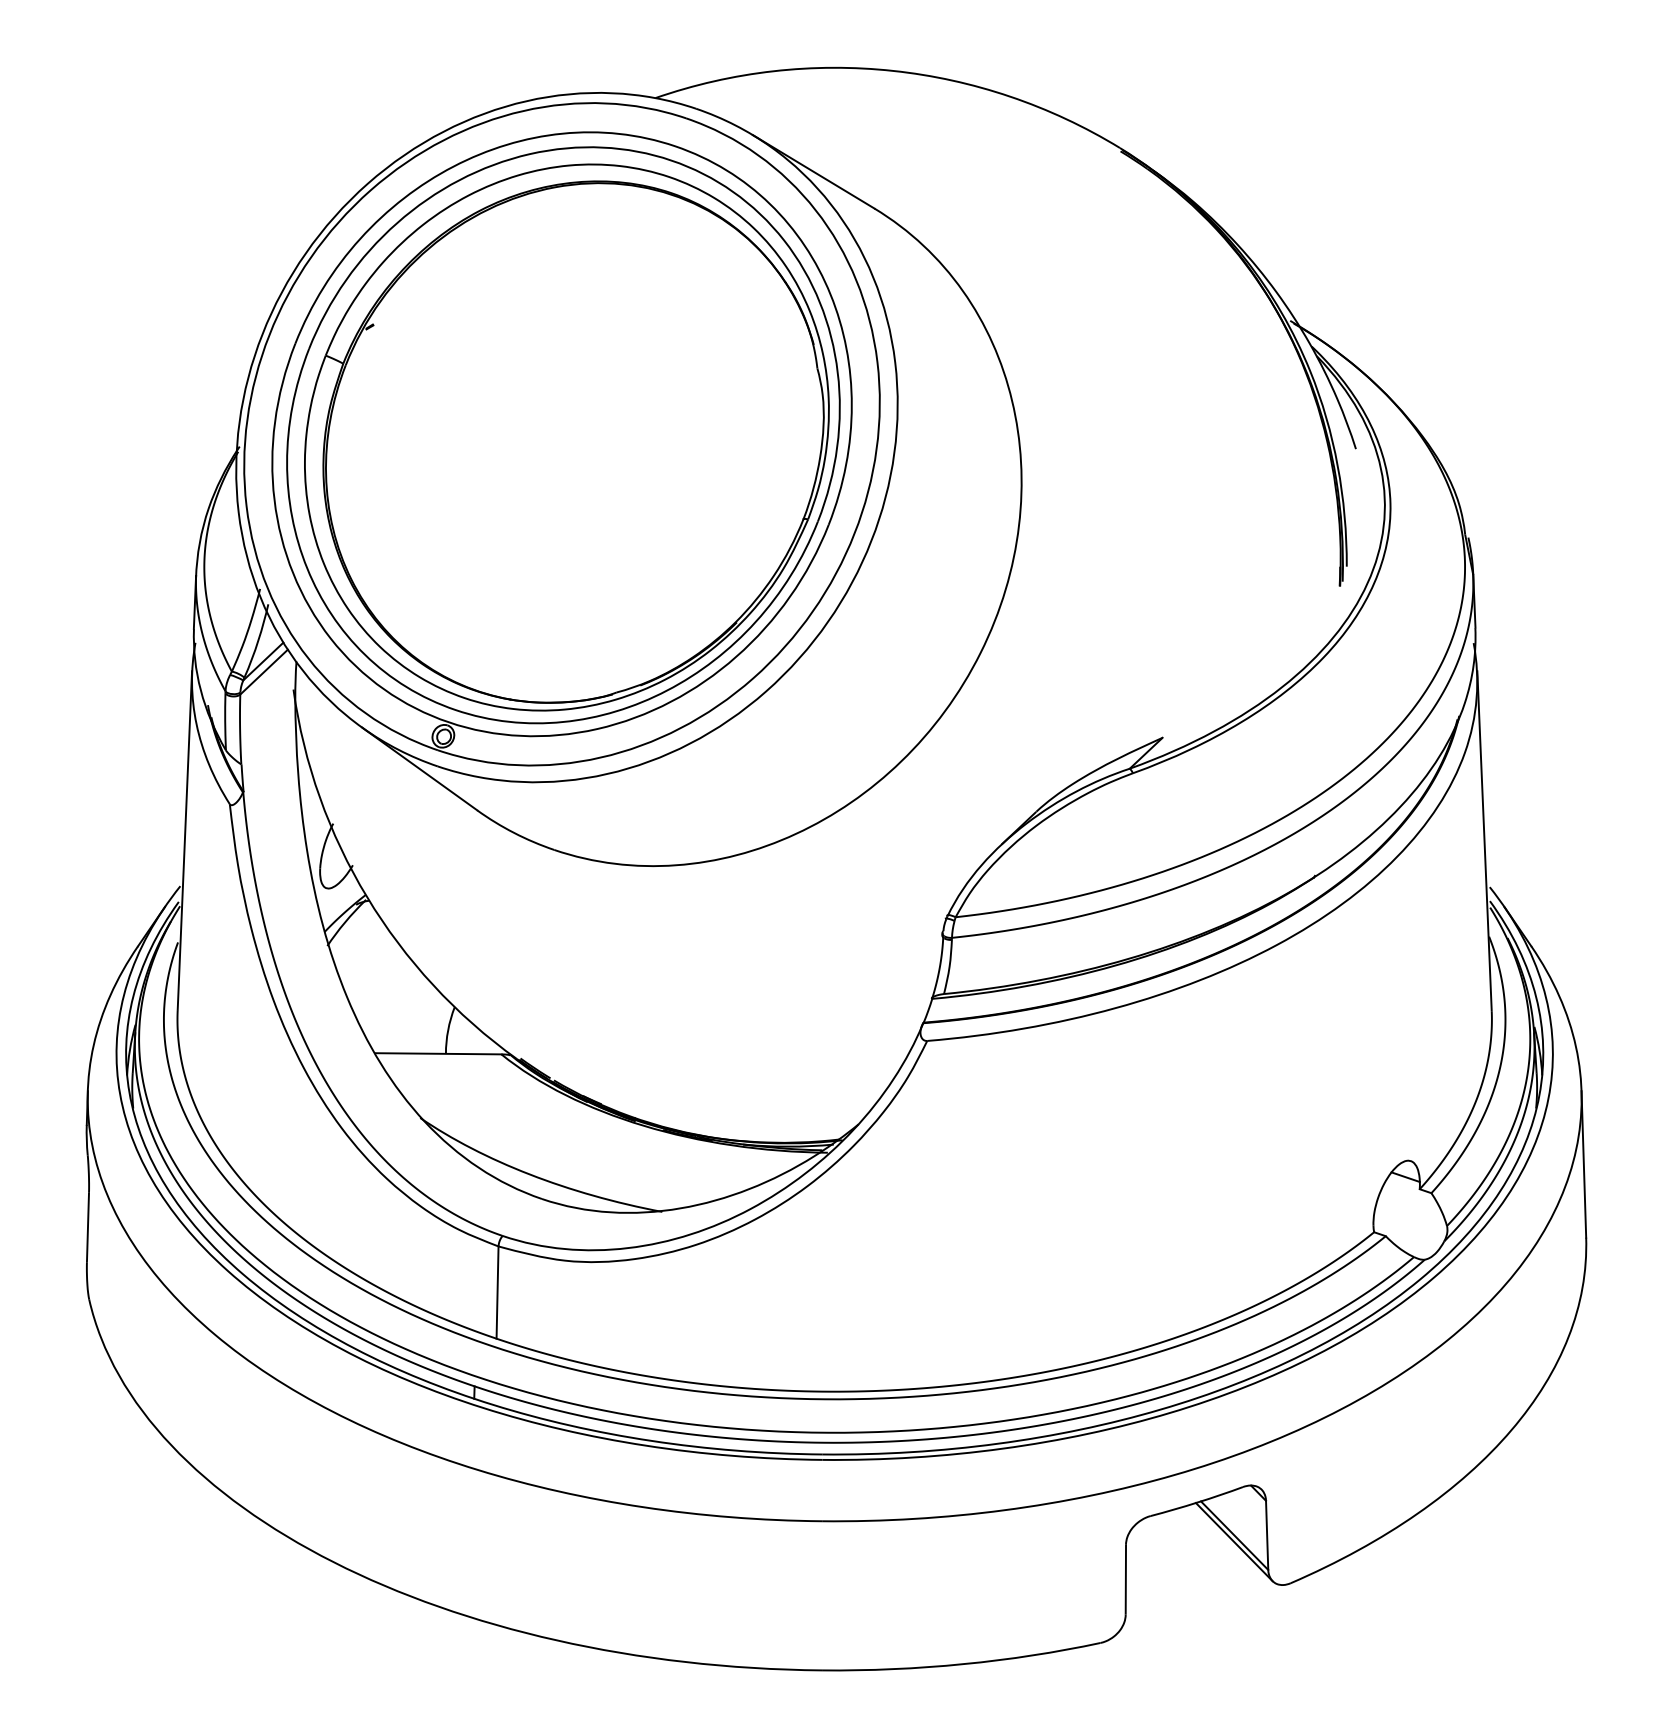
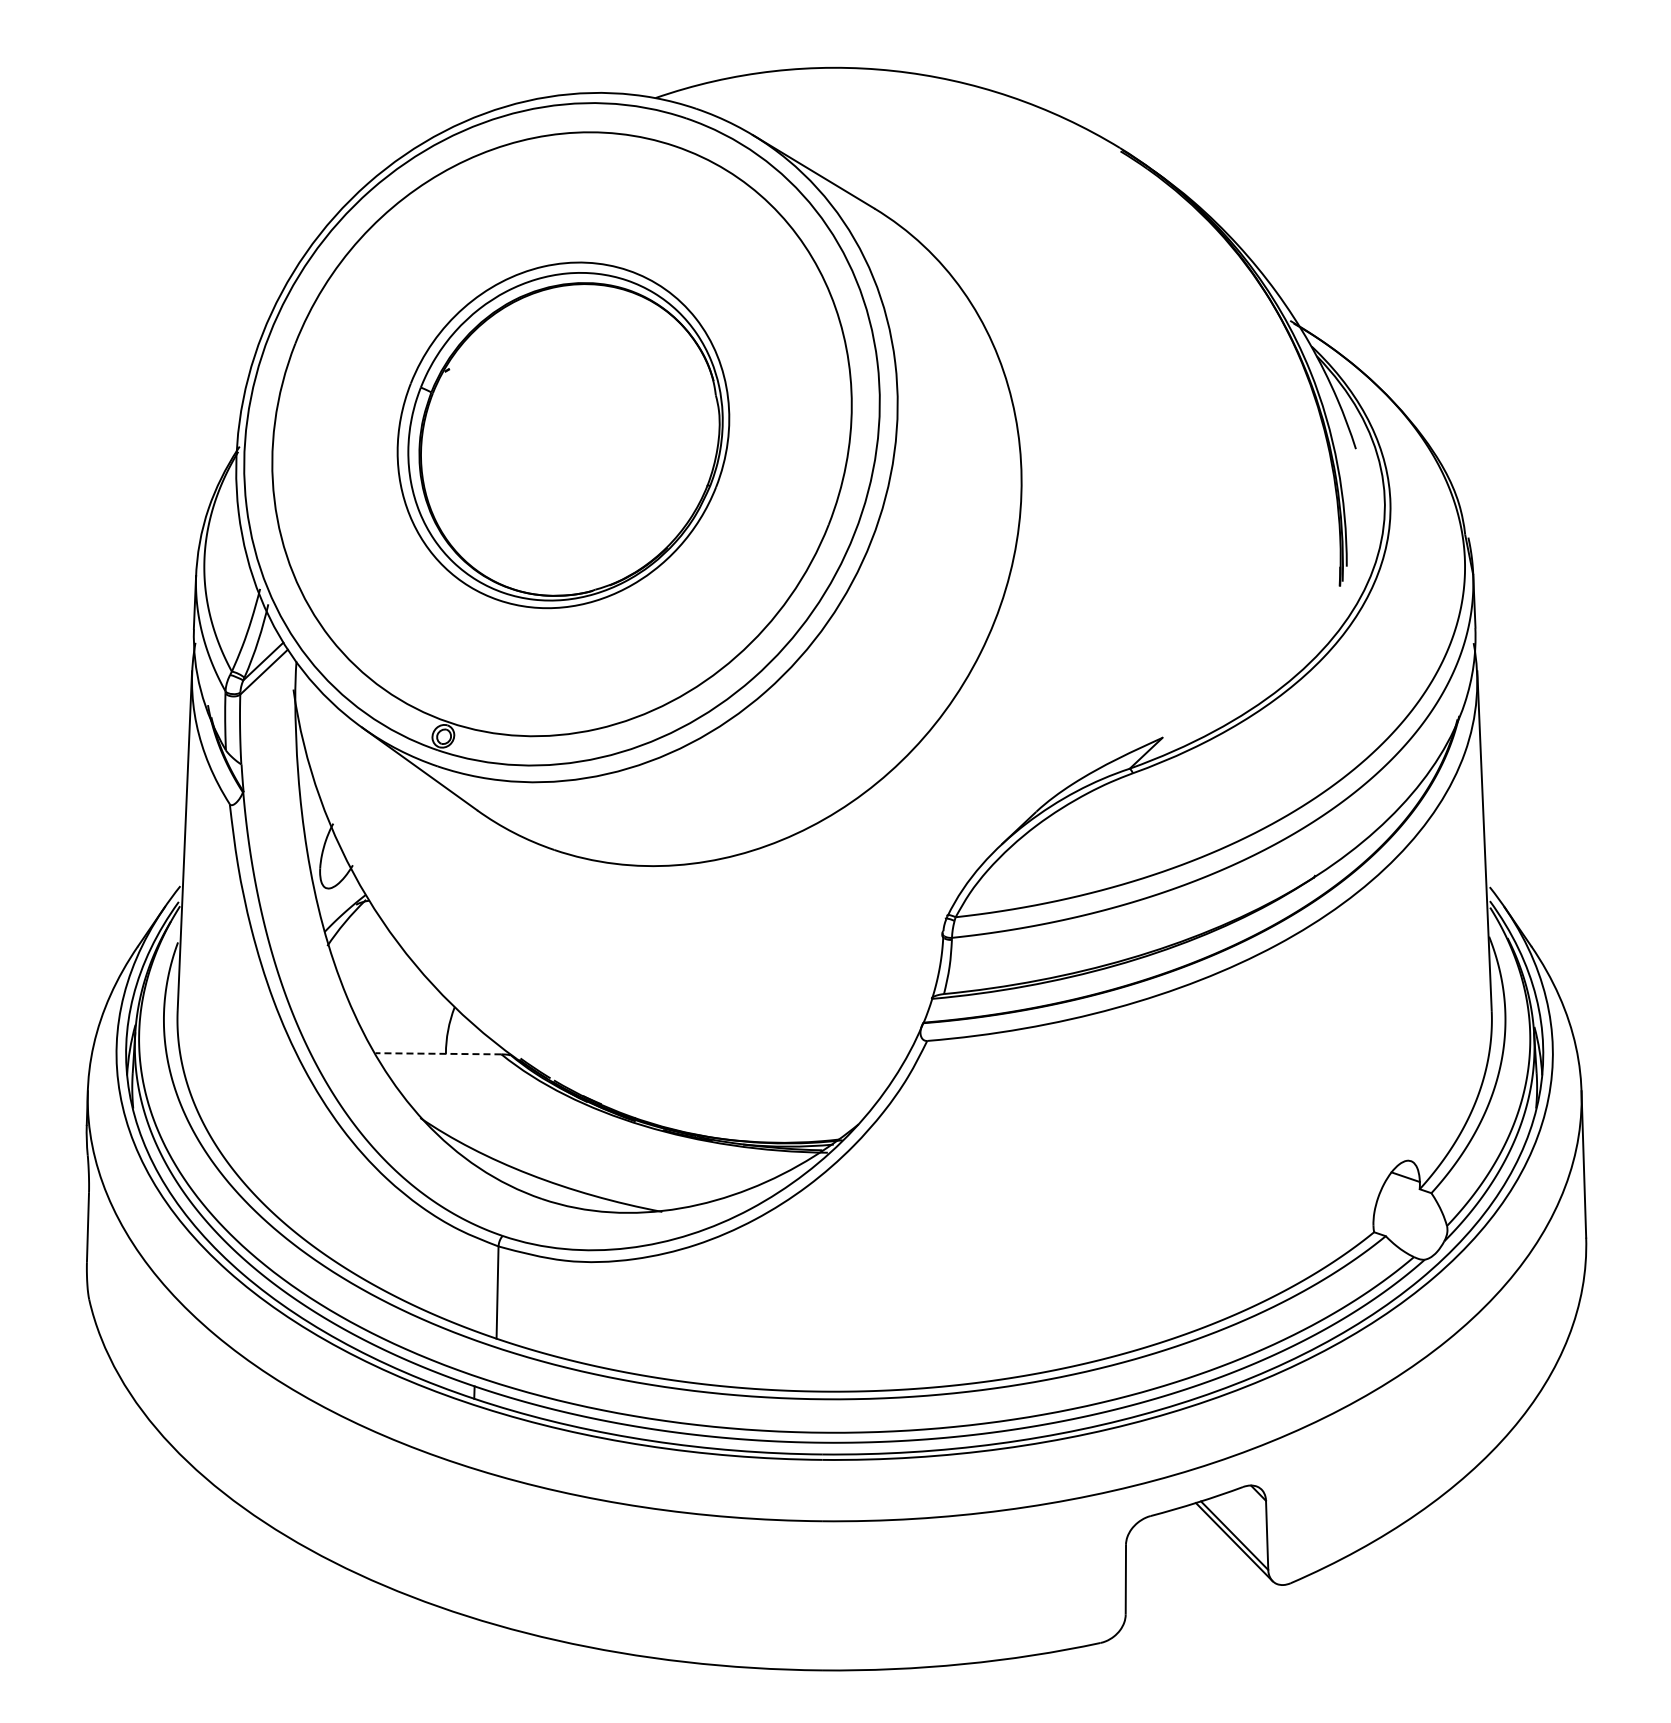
part size: 555x579 px -> 335x349 px (563, 435)
line: solid -> dashed (438, 1053)
